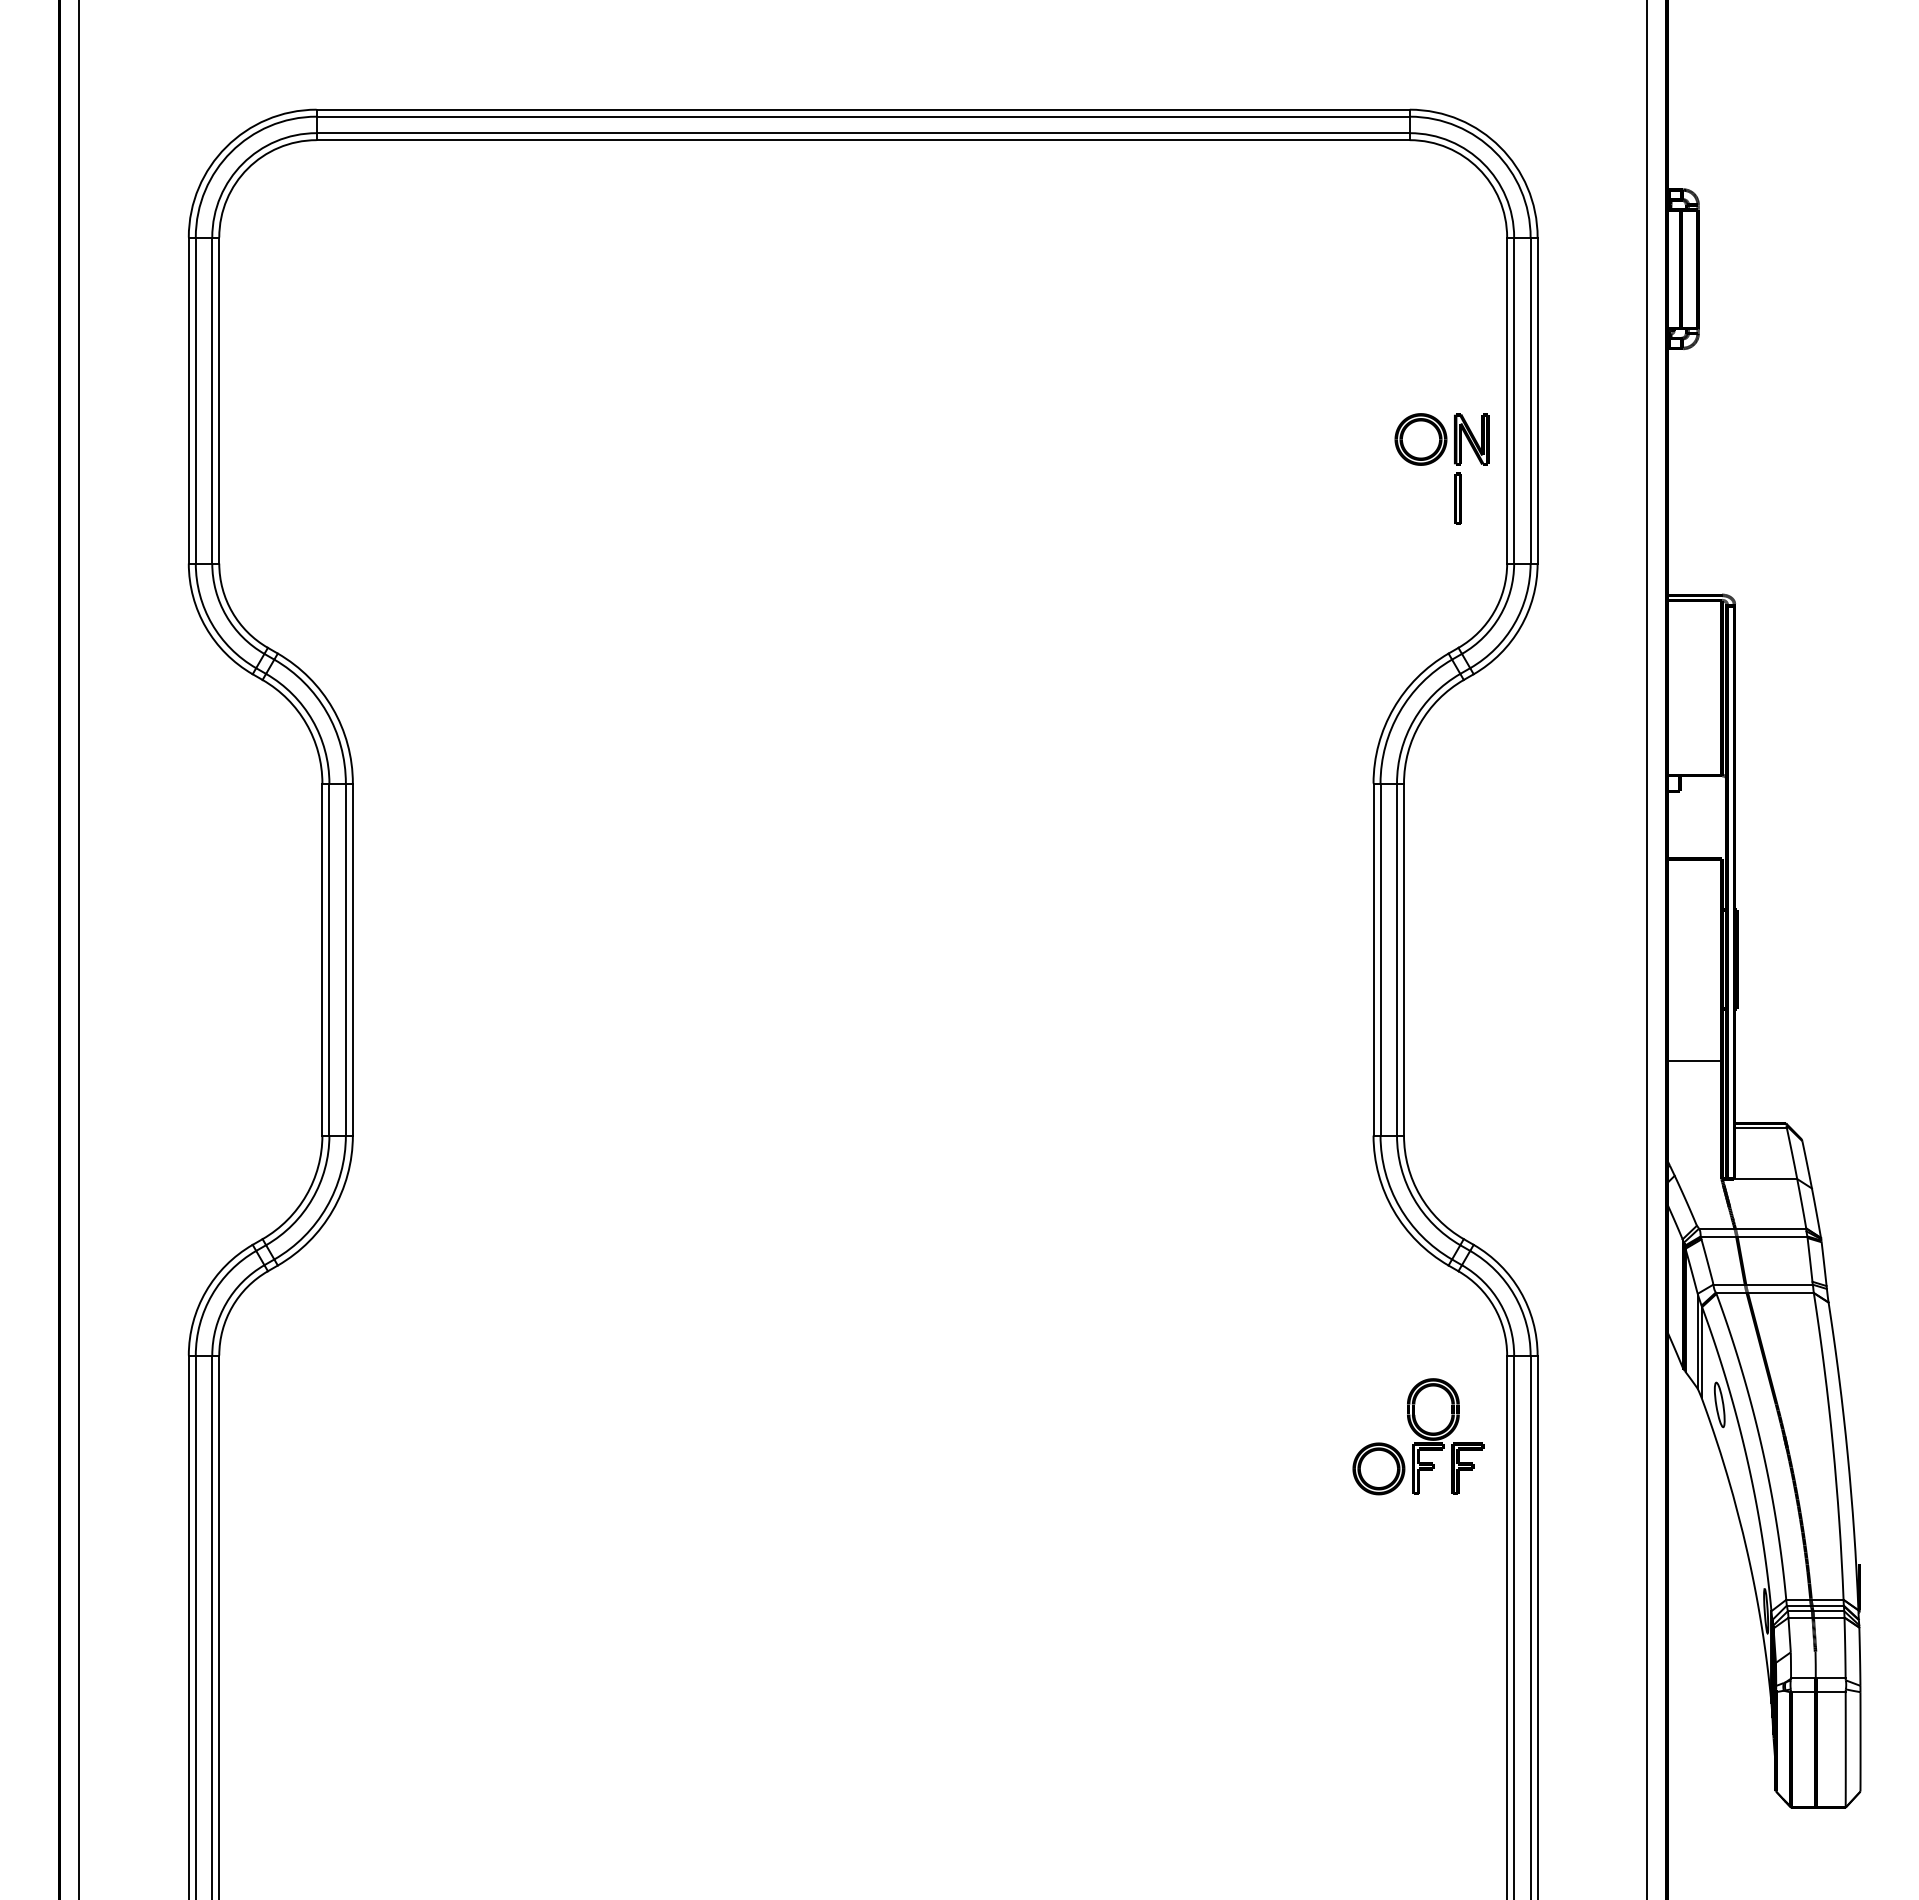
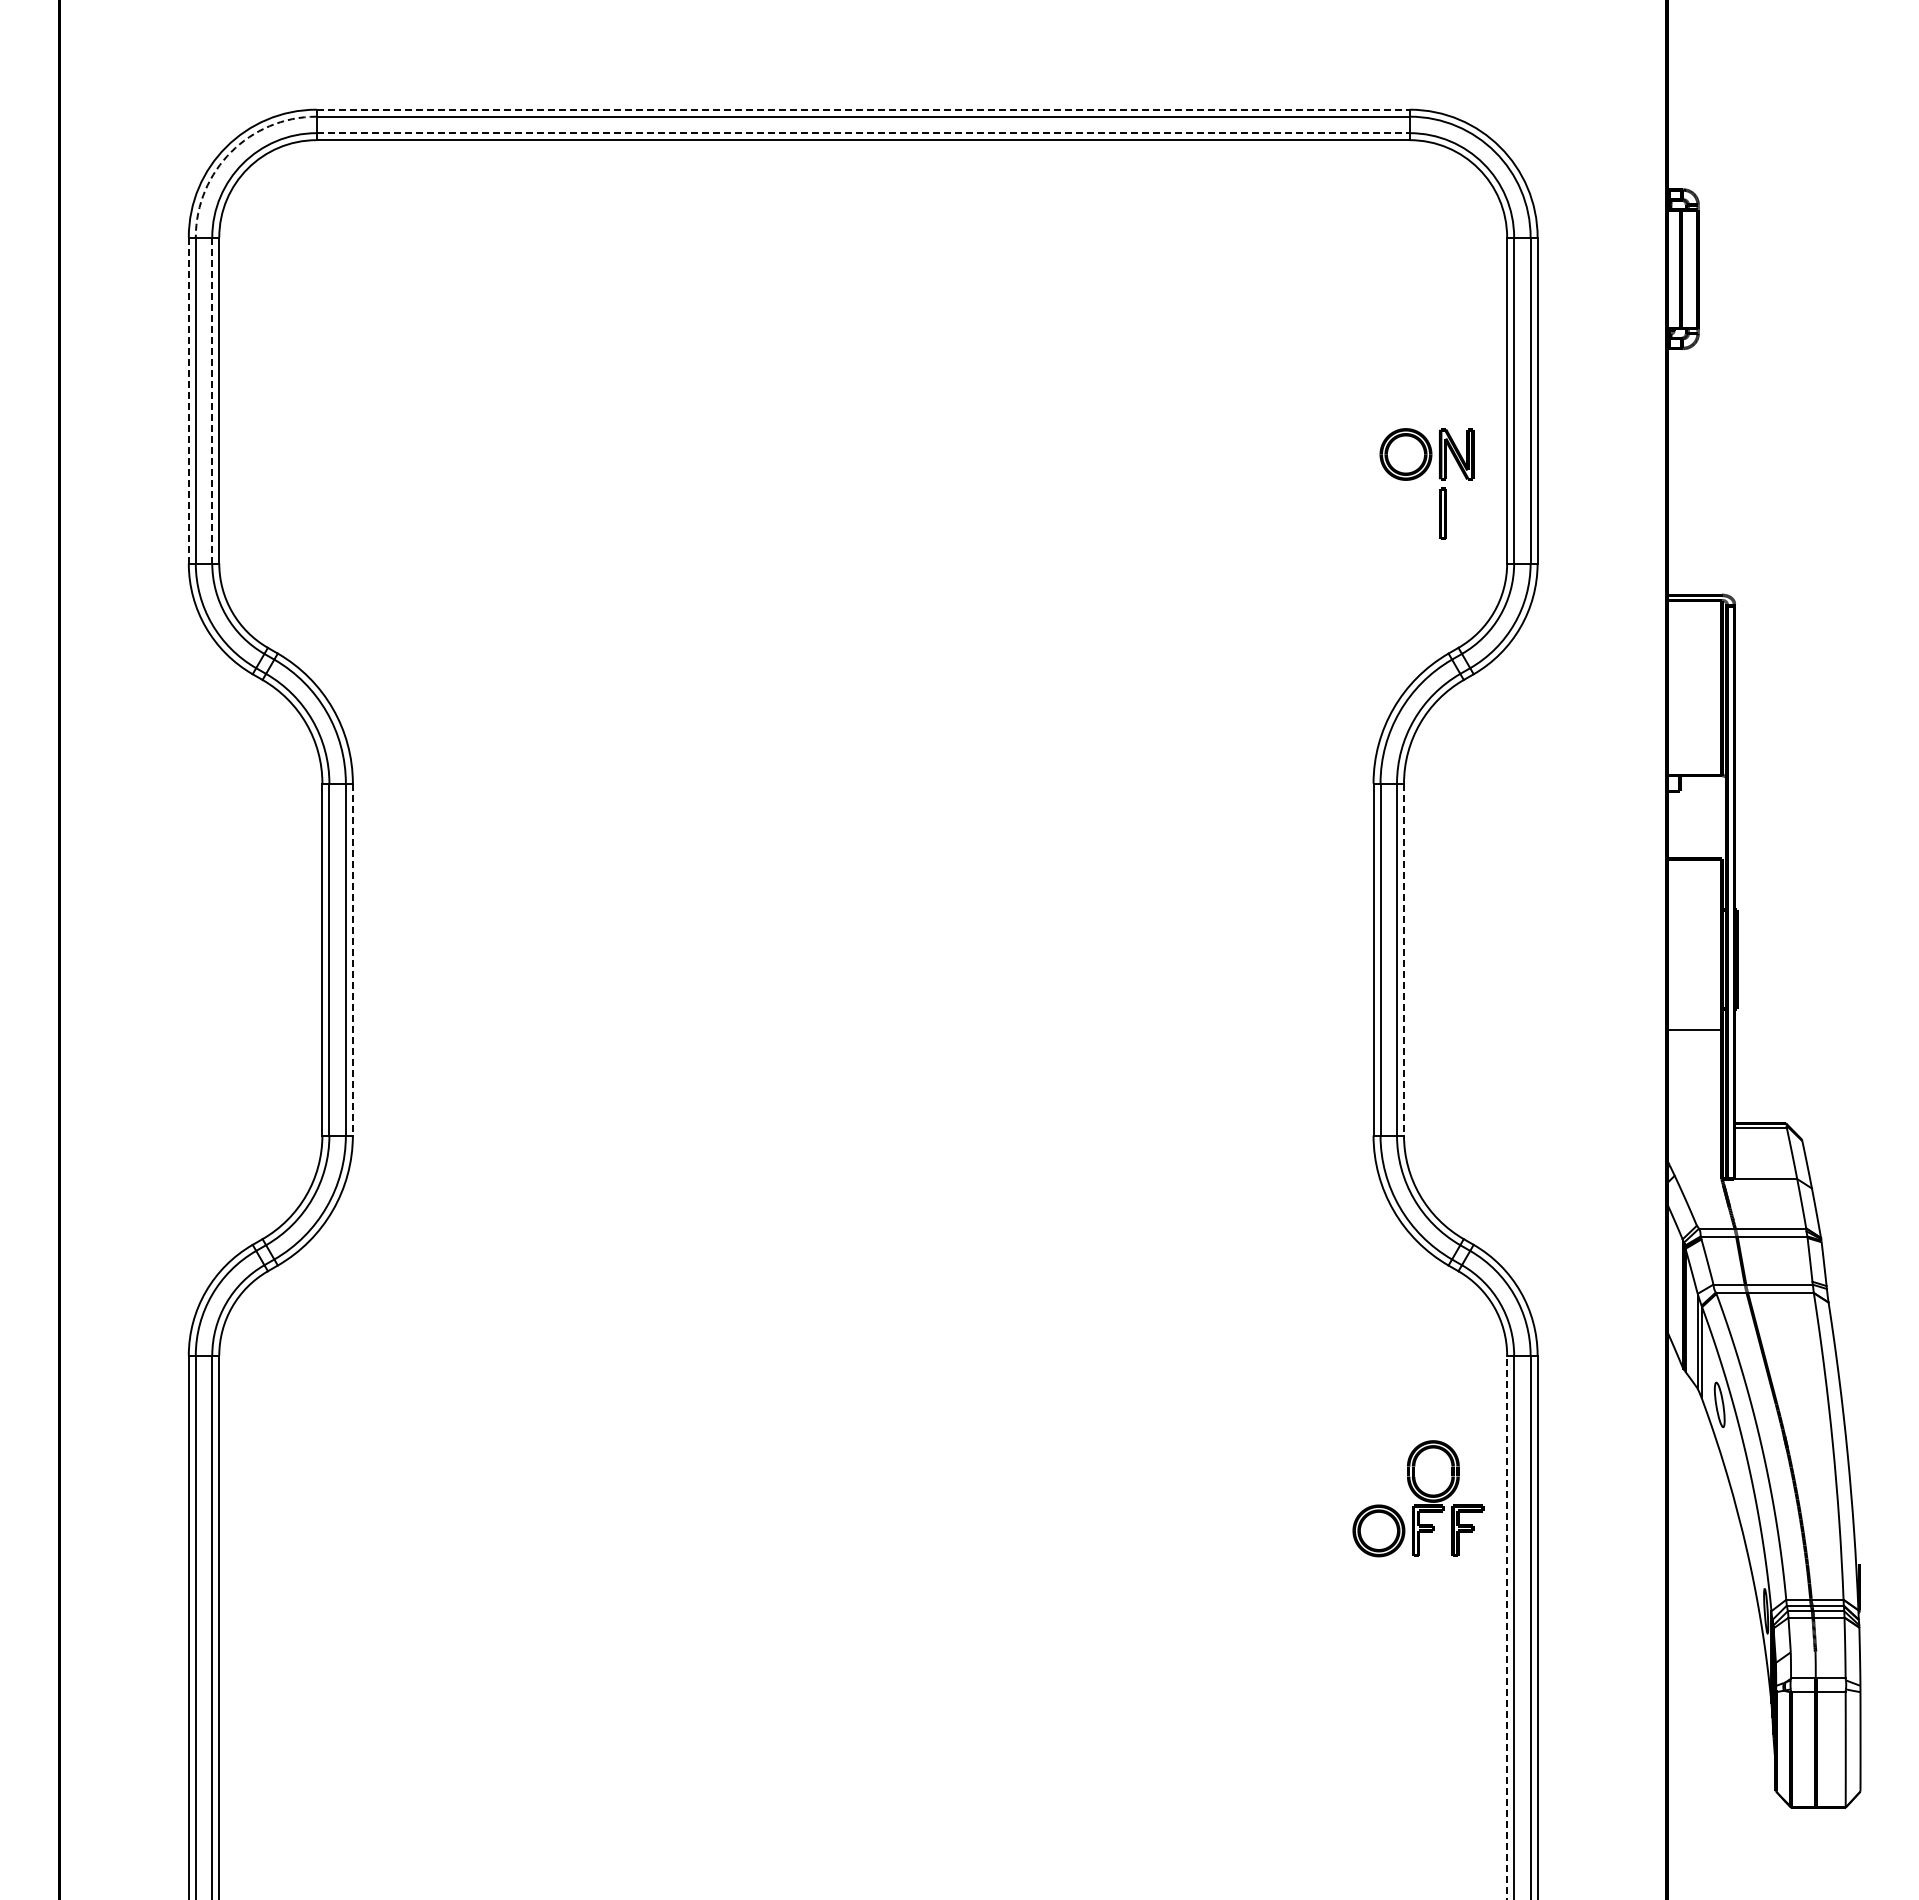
line: solid -> dashed (863, 109)
line: solid -> dashed (863, 133)
arc: solid -> dashed (231, 152)
line: solid -> dashed (188, 400)
line: solid -> dashed (212, 400)
part position: (1437, 460) -> (1422, 475) (1422, 475)
line: present -> none (79, 949)
line: present -> none (1647, 949)
line: solid -> dashed (352, 960)
line: solid -> dashed (1404, 960)
line position: (1694, 1060) -> (1694, 1029) (1694, 1029)
part position: (1418, 1436) -> (1418, 1498) (1418, 1498)
line: solid -> dashed (1507, 1627)
